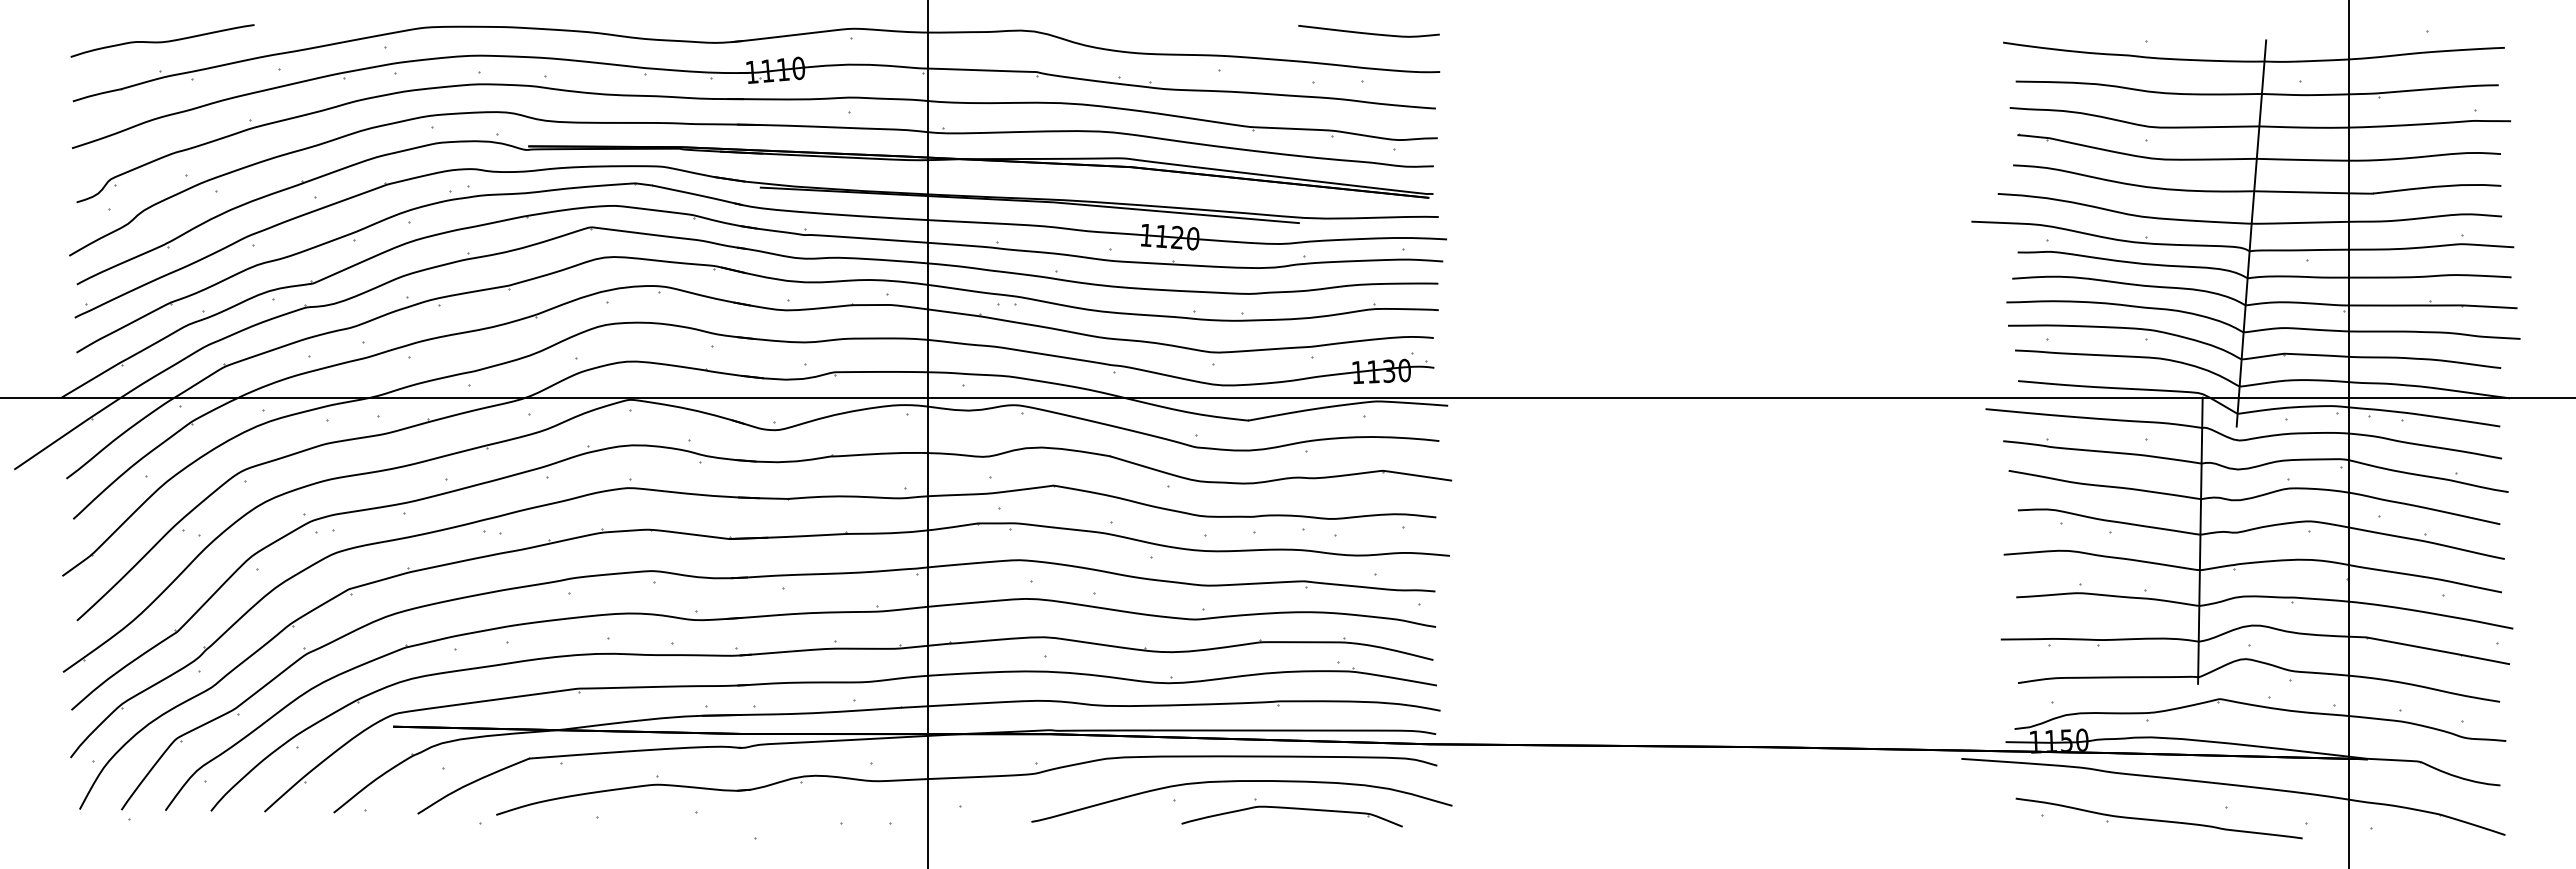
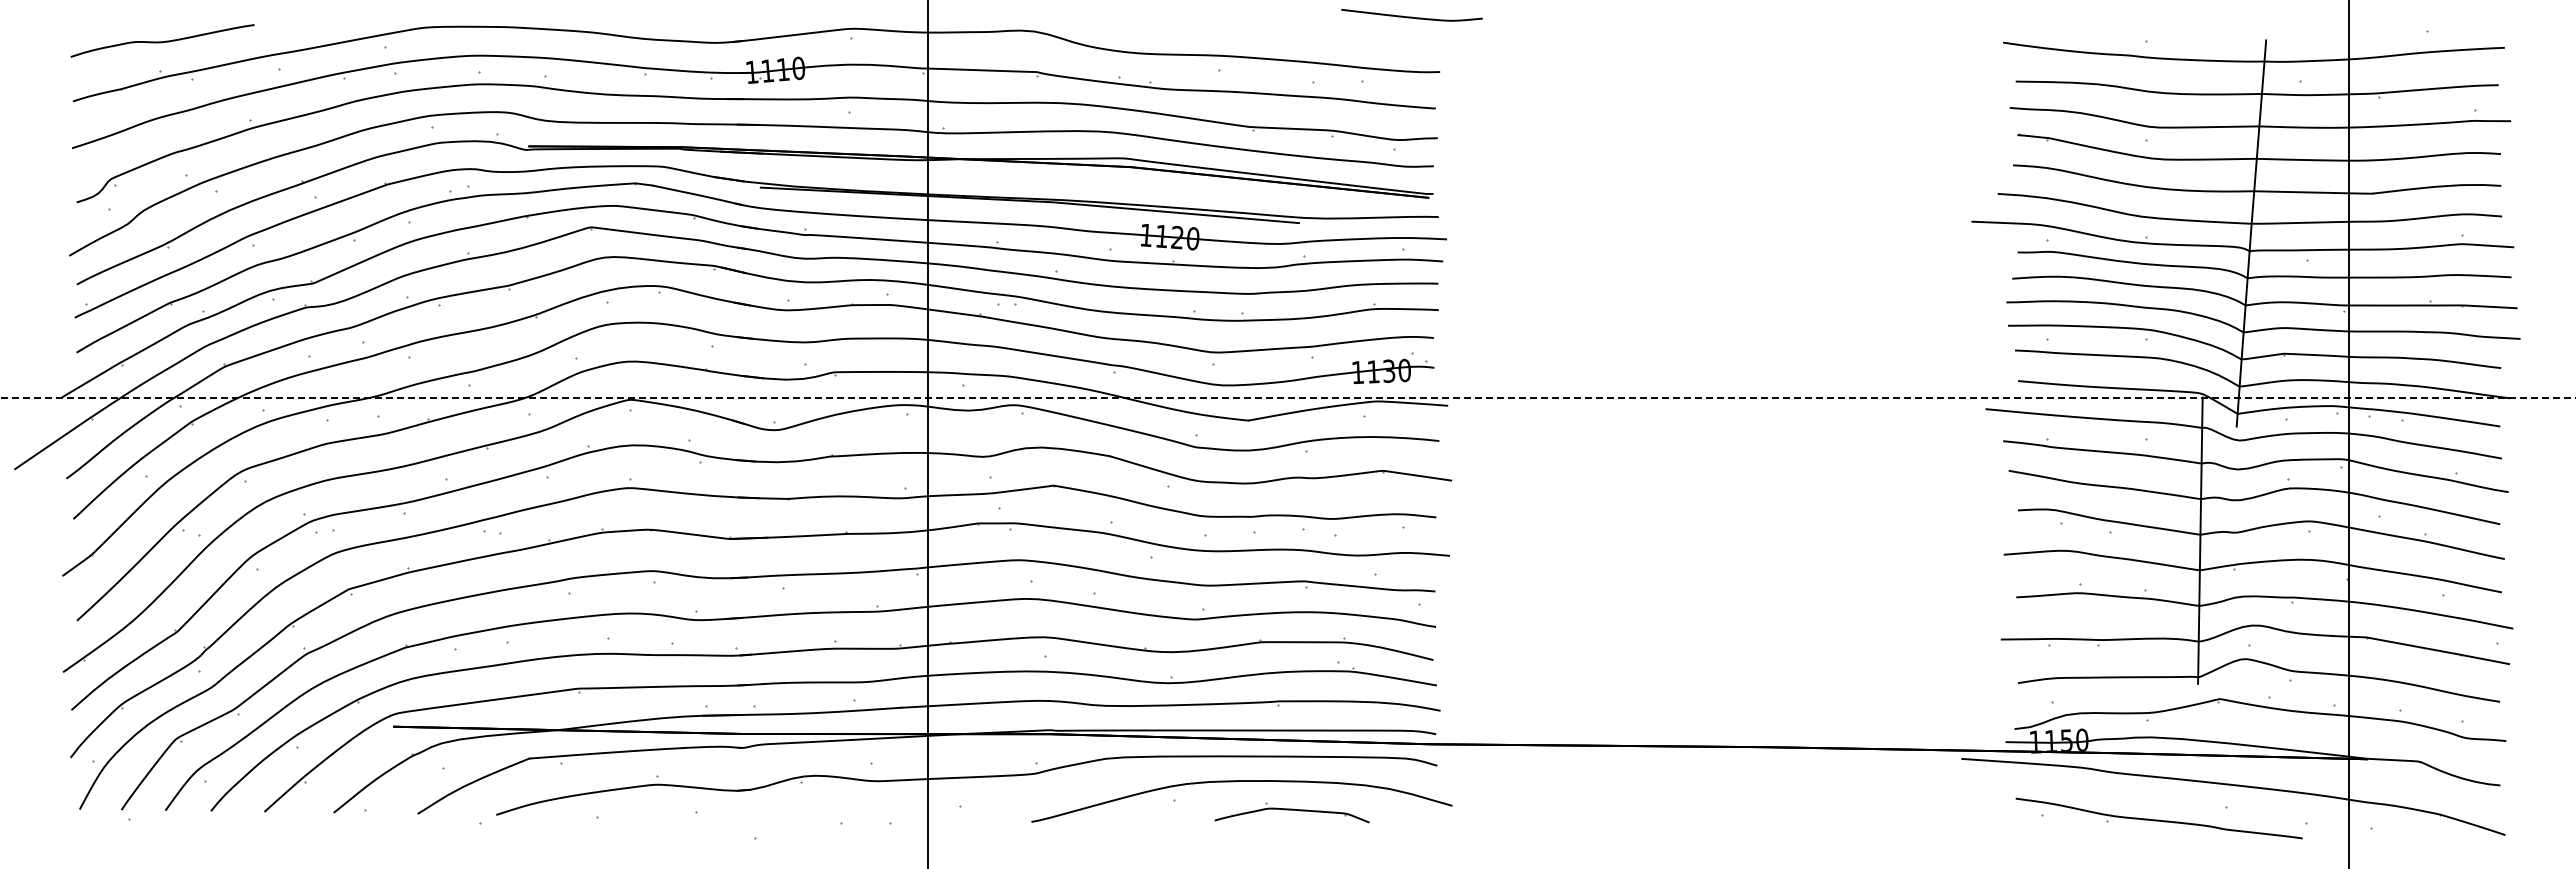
curve position: (1368, 32) -> (1411, 16) (1411, 16)
line: solid -> dashed (1287, 397)
part size: 222x30 px -> 156x22 px (1291, 812)
